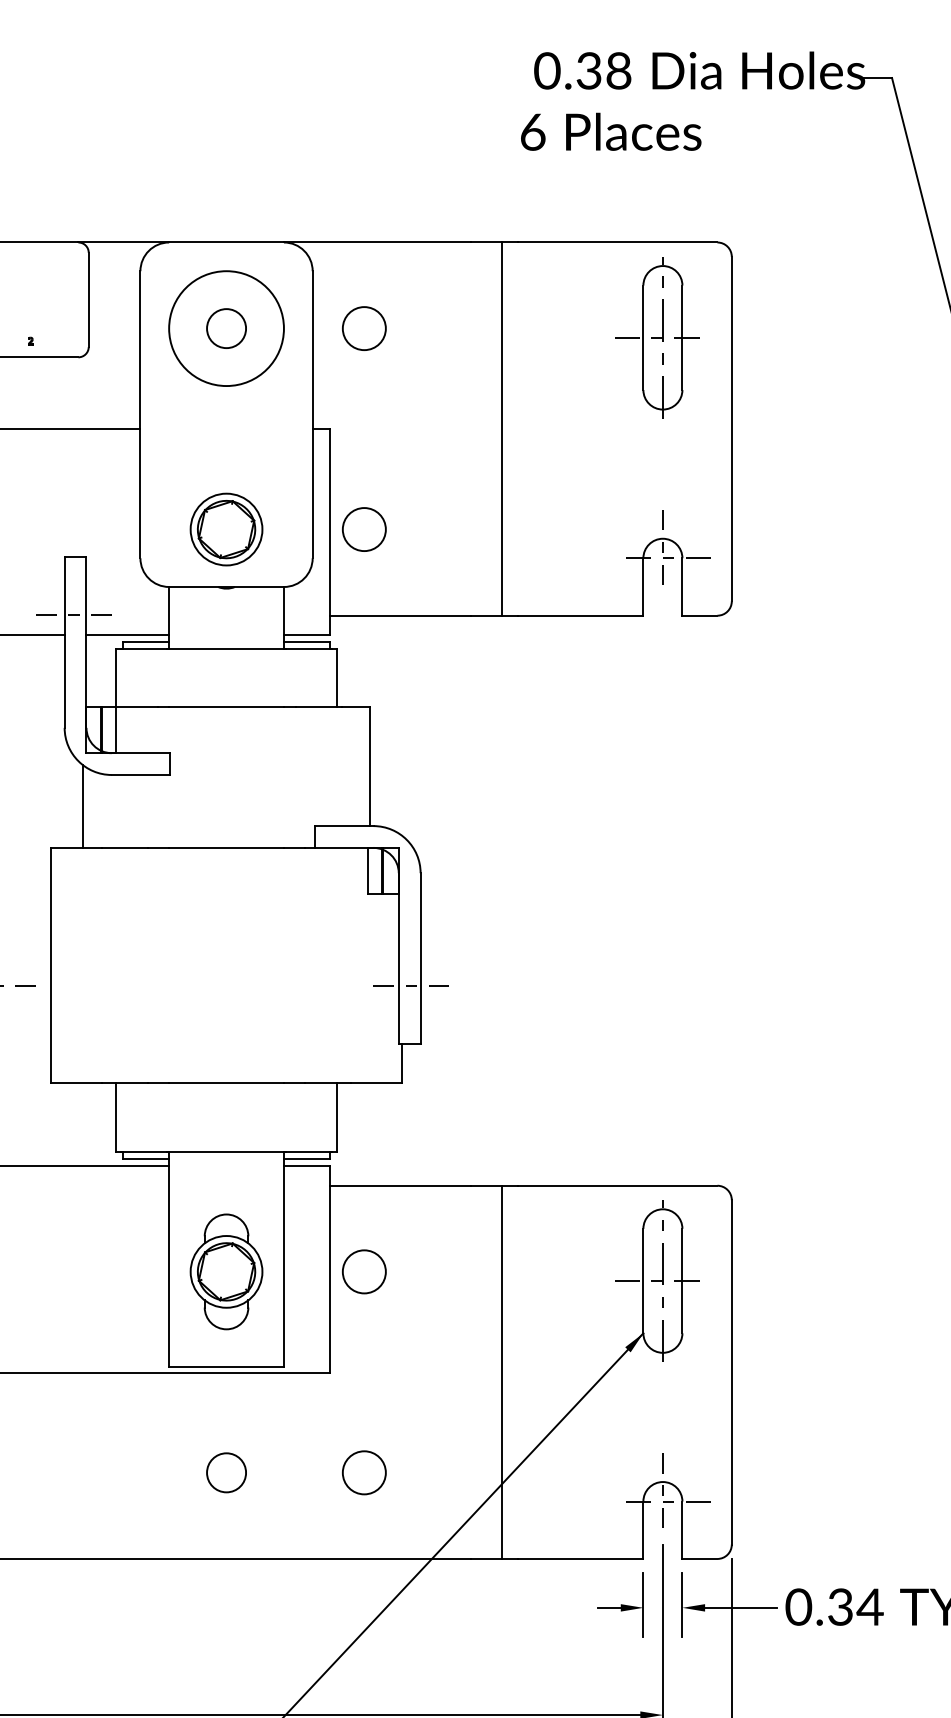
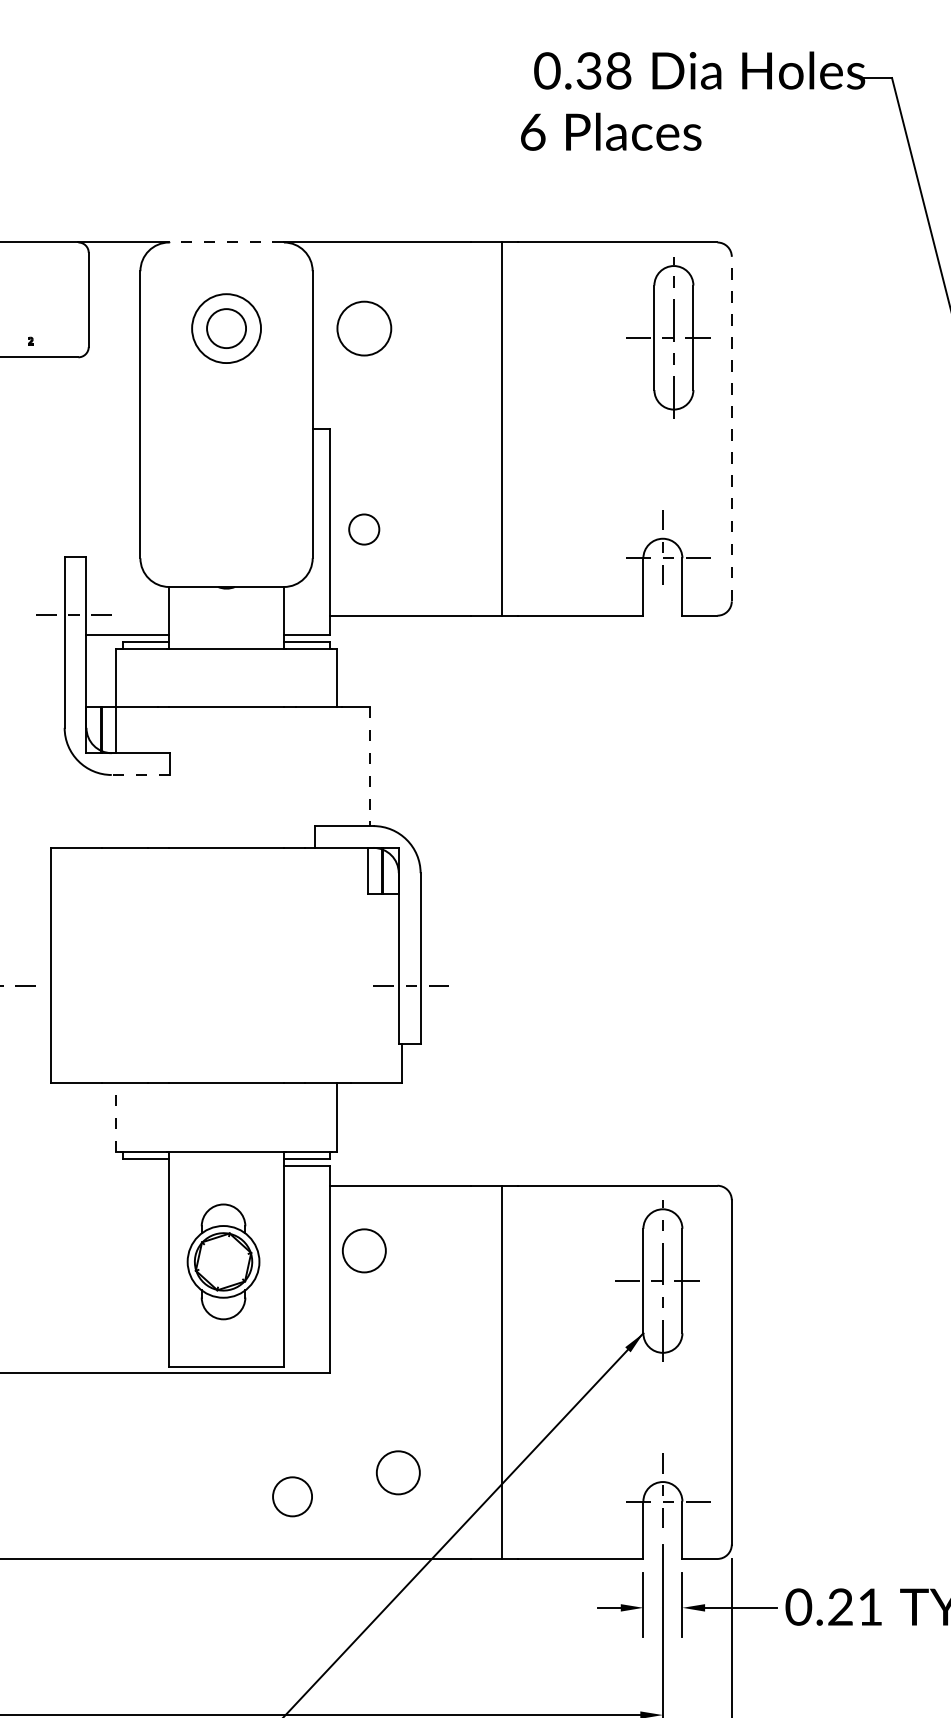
line: solid -> dashed (226, 242)
circle diameter: 115 px -> 69 px (226, 328)
circle diameter: 43 px -> 54 px (364, 328)
part position: (657, 337) -> (668, 337) (668, 337)
line: present -> none (71, 428)
line: solid -> dashed (731, 428)
part: present -> none (226, 529)
circle size: 46x45 px -> 33x33 px (364, 529)
line: present -> none (33, 635)
line: solid -> dashed (370, 766)
line: solid -> dashed (140, 774)
line: present -> none (83, 806)
line: solid -> dashed (116, 1117)
line: present -> none (85, 1165)
part position: (226, 1271) -> (223, 1261) (223, 1261)
circle position: (364, 1271) -> (364, 1250) (364, 1250)
circle position: (226, 1472) -> (292, 1496) (292, 1496)
circle position: (364, 1472) -> (398, 1472) (398, 1472)
text: 0.34 -> 0.21 (855, 1606)
